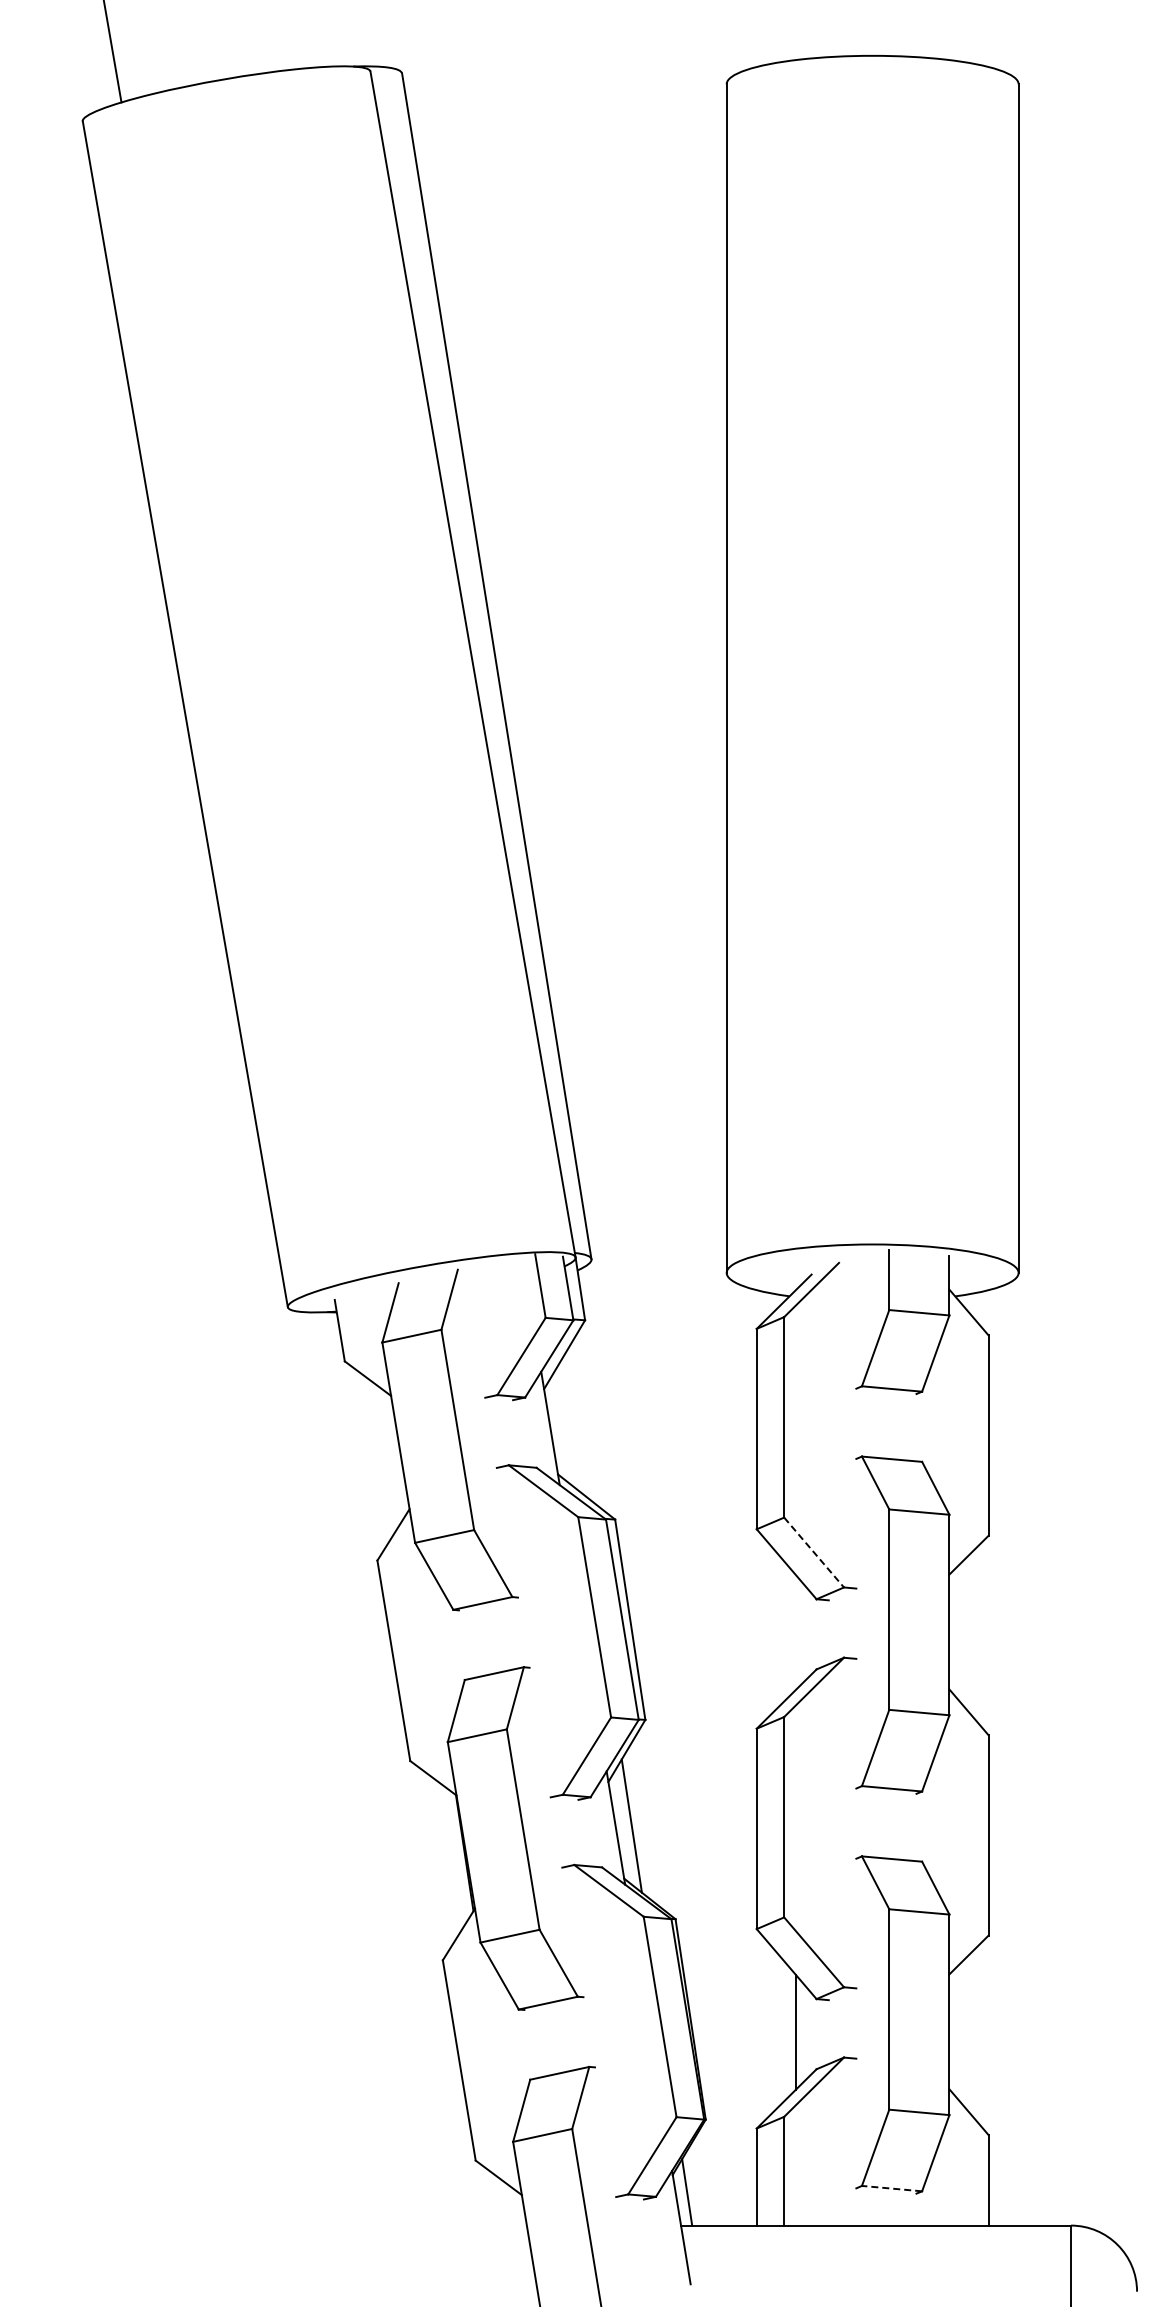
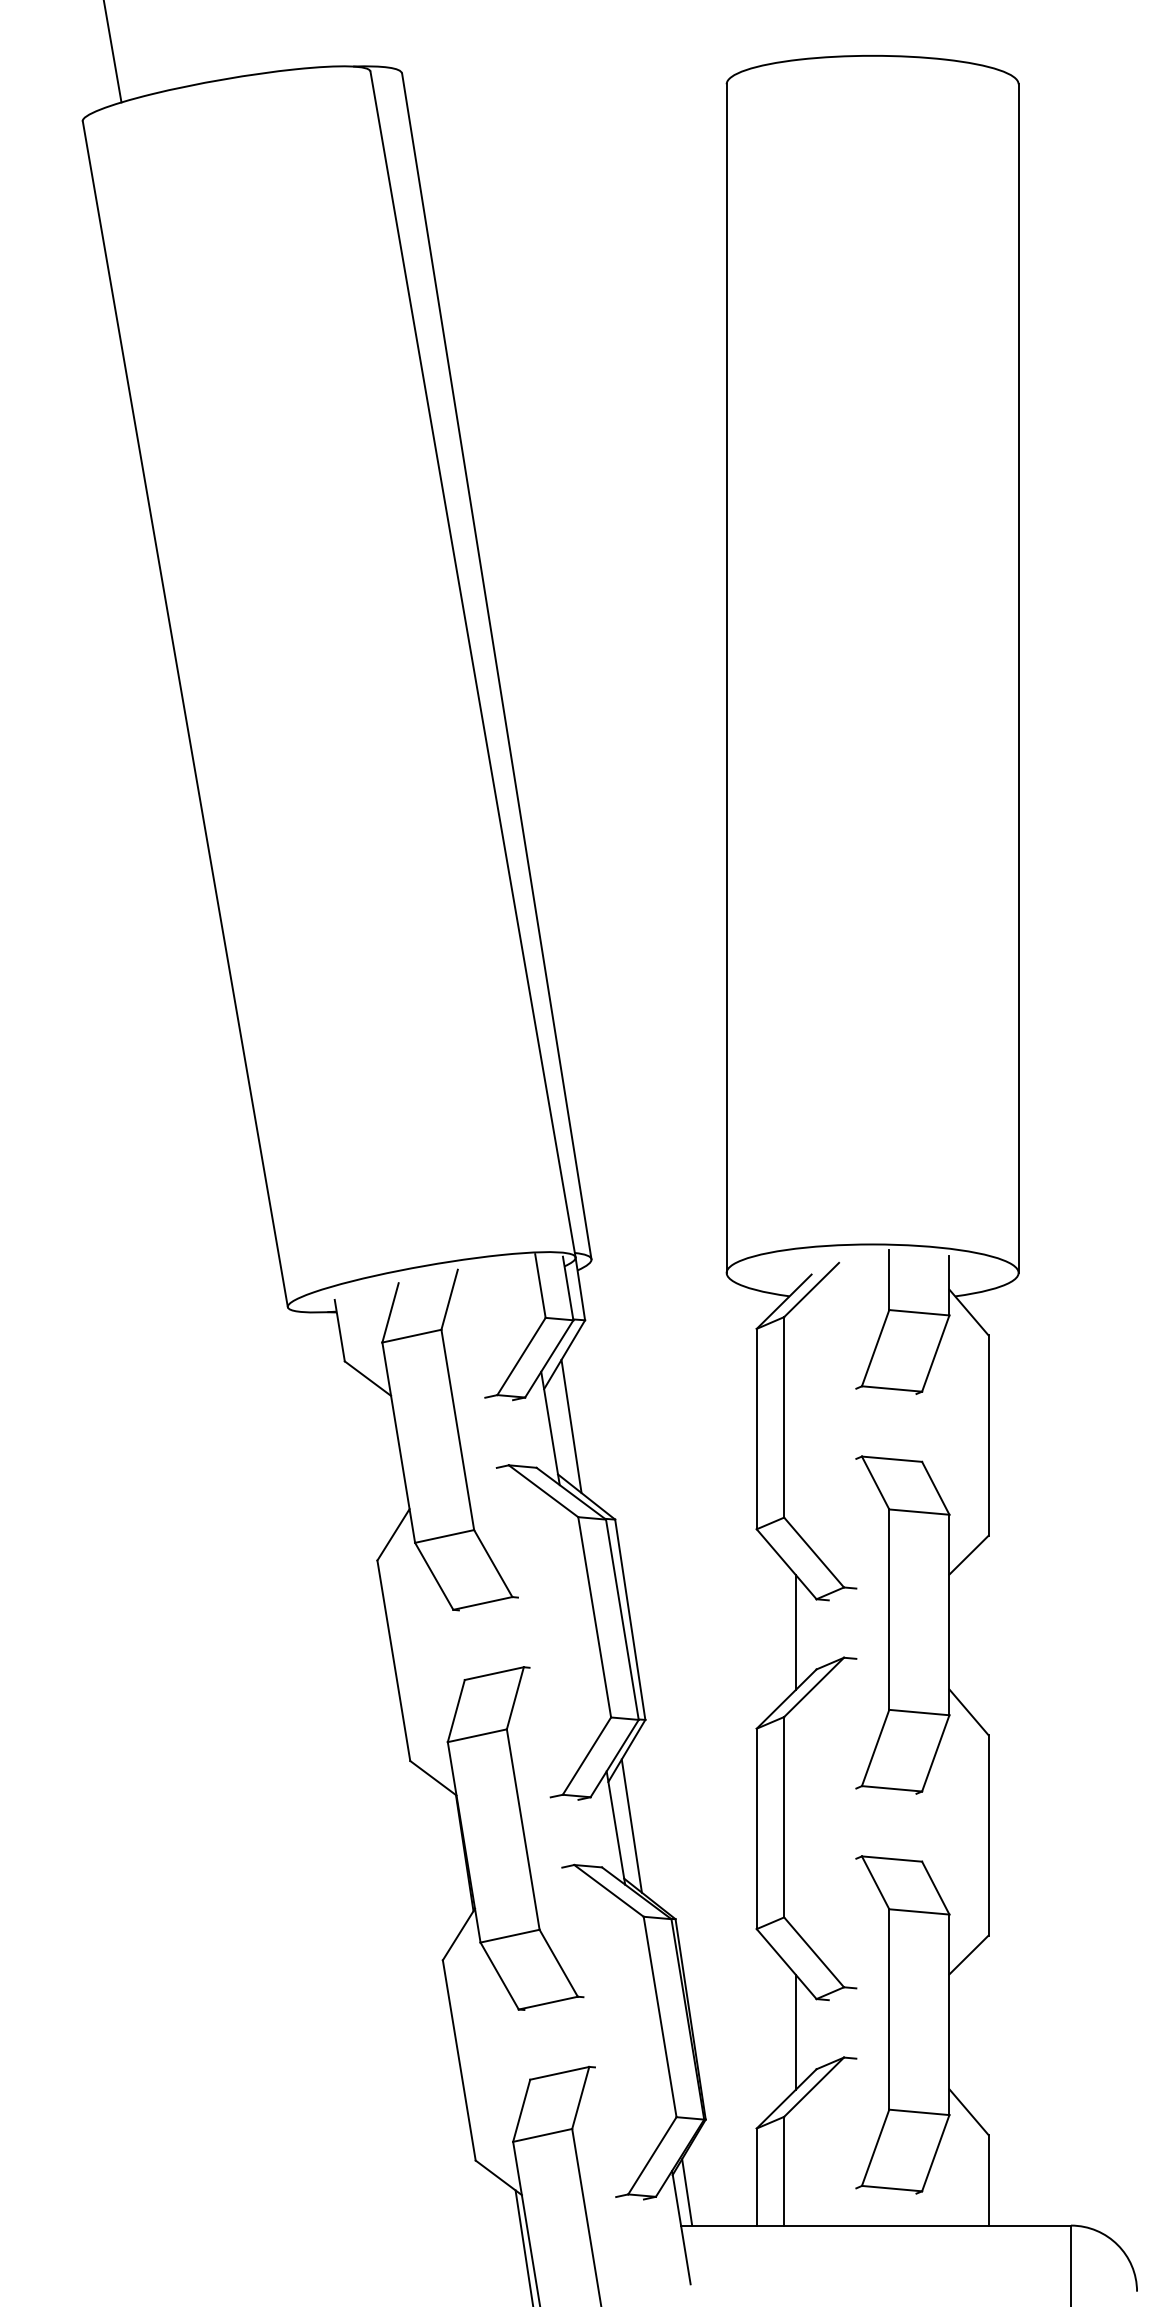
line: none -> present (571, 1426)
line: dashed -> solid (814, 1552)
line: none -> present (795, 1632)
line: dashed -> solid (891, 2188)
line: none -> present (523, 2246)
